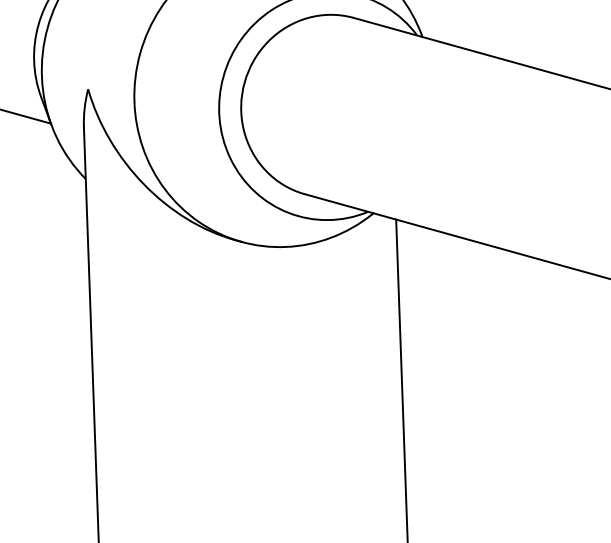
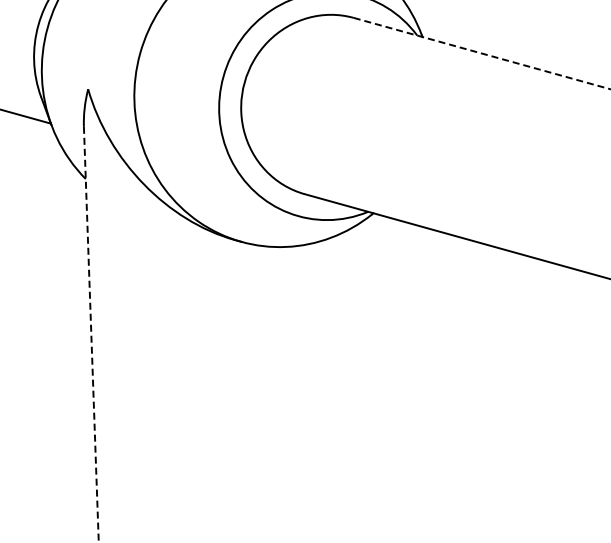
line: solid -> dashed (482, 53)
line: solid -> dashed (91, 334)
line: present -> none (401, 379)
